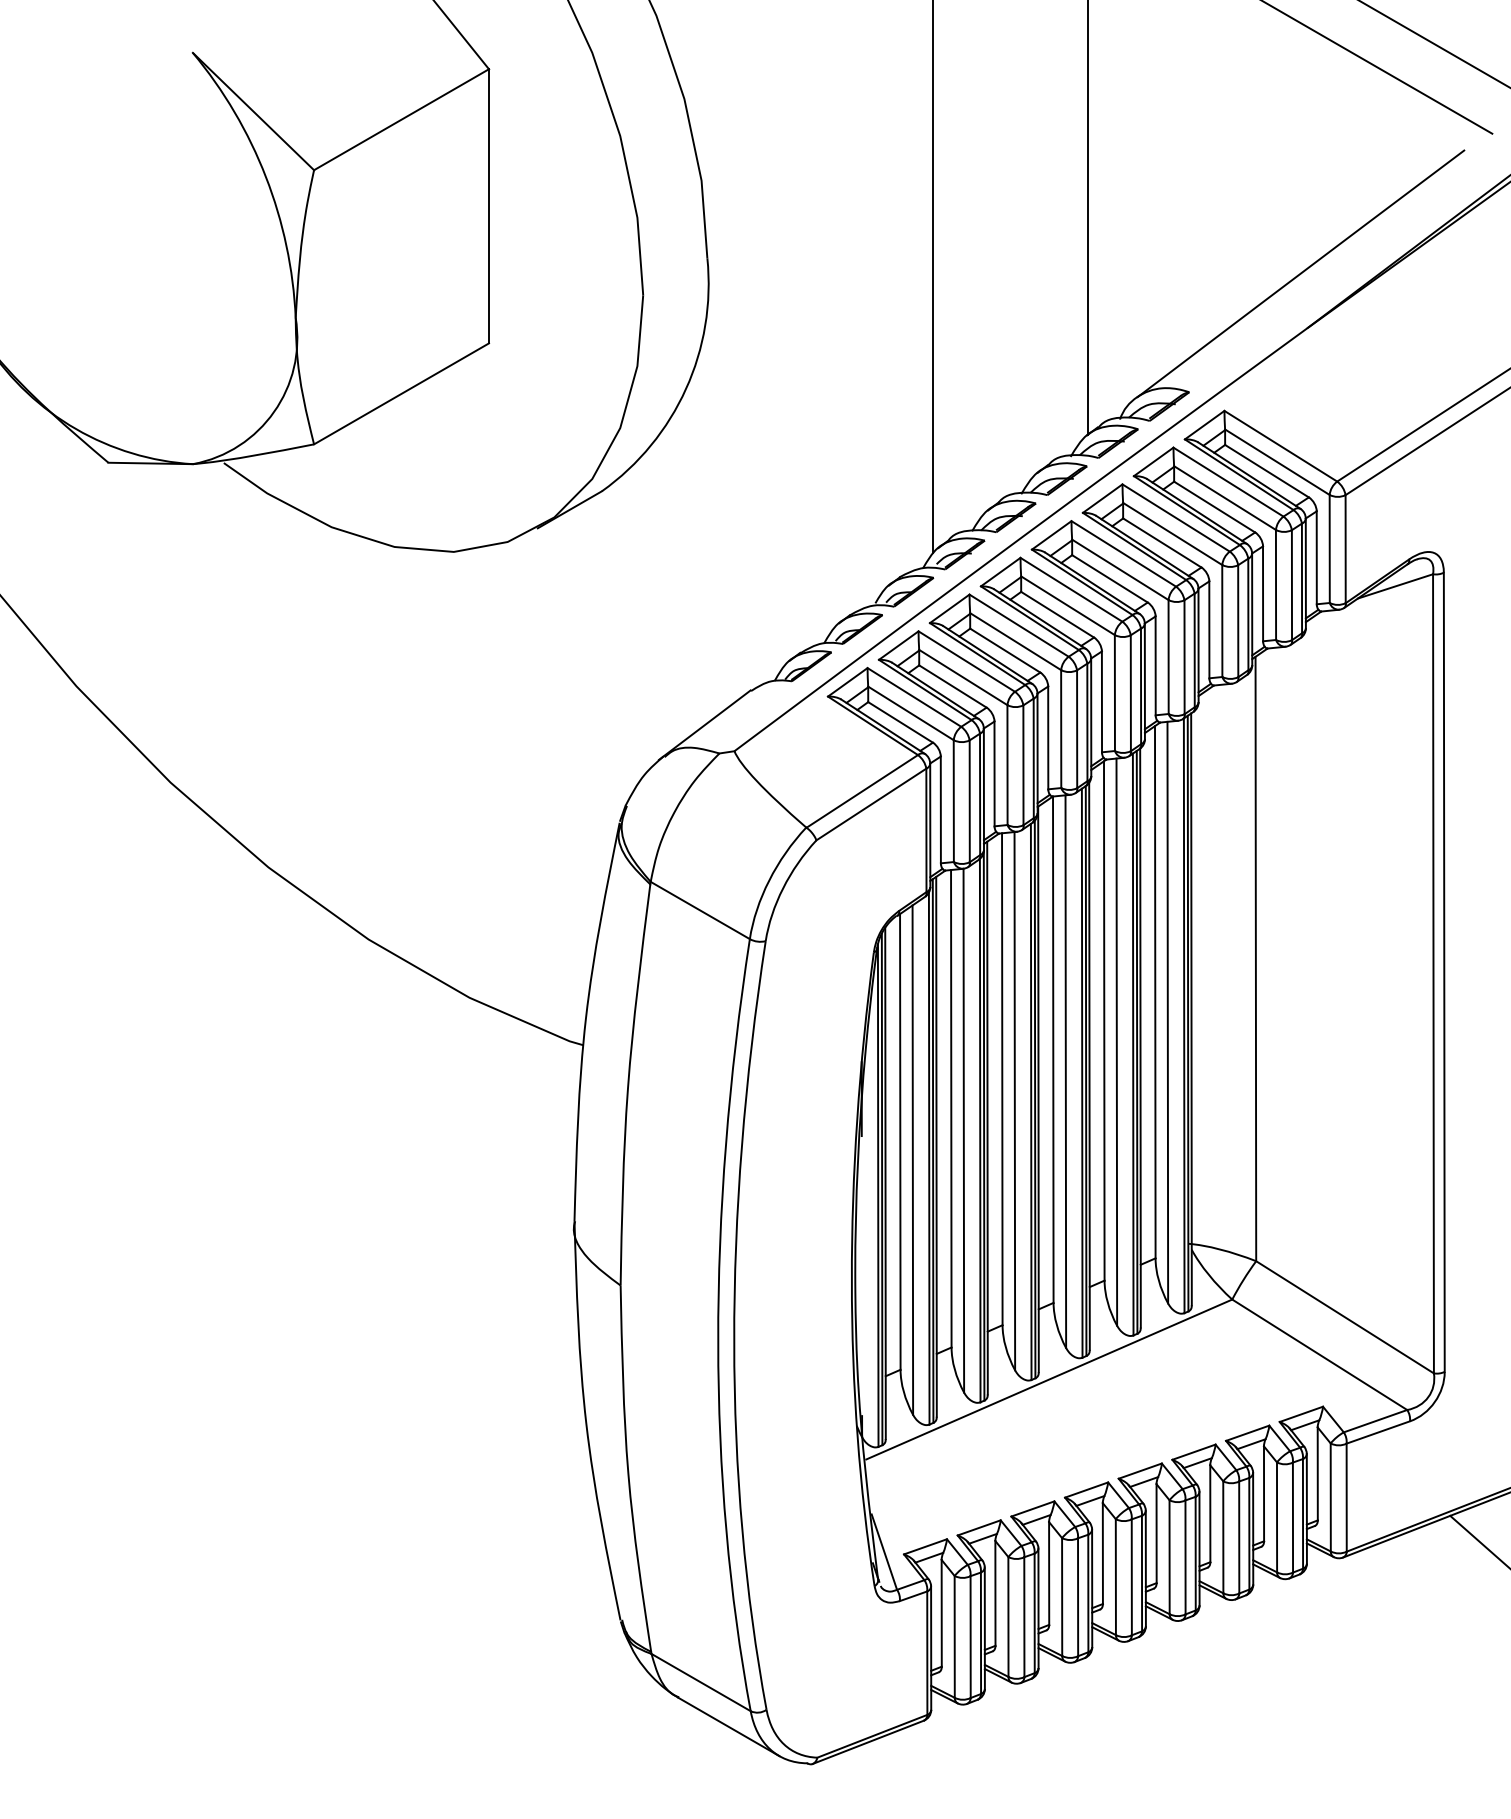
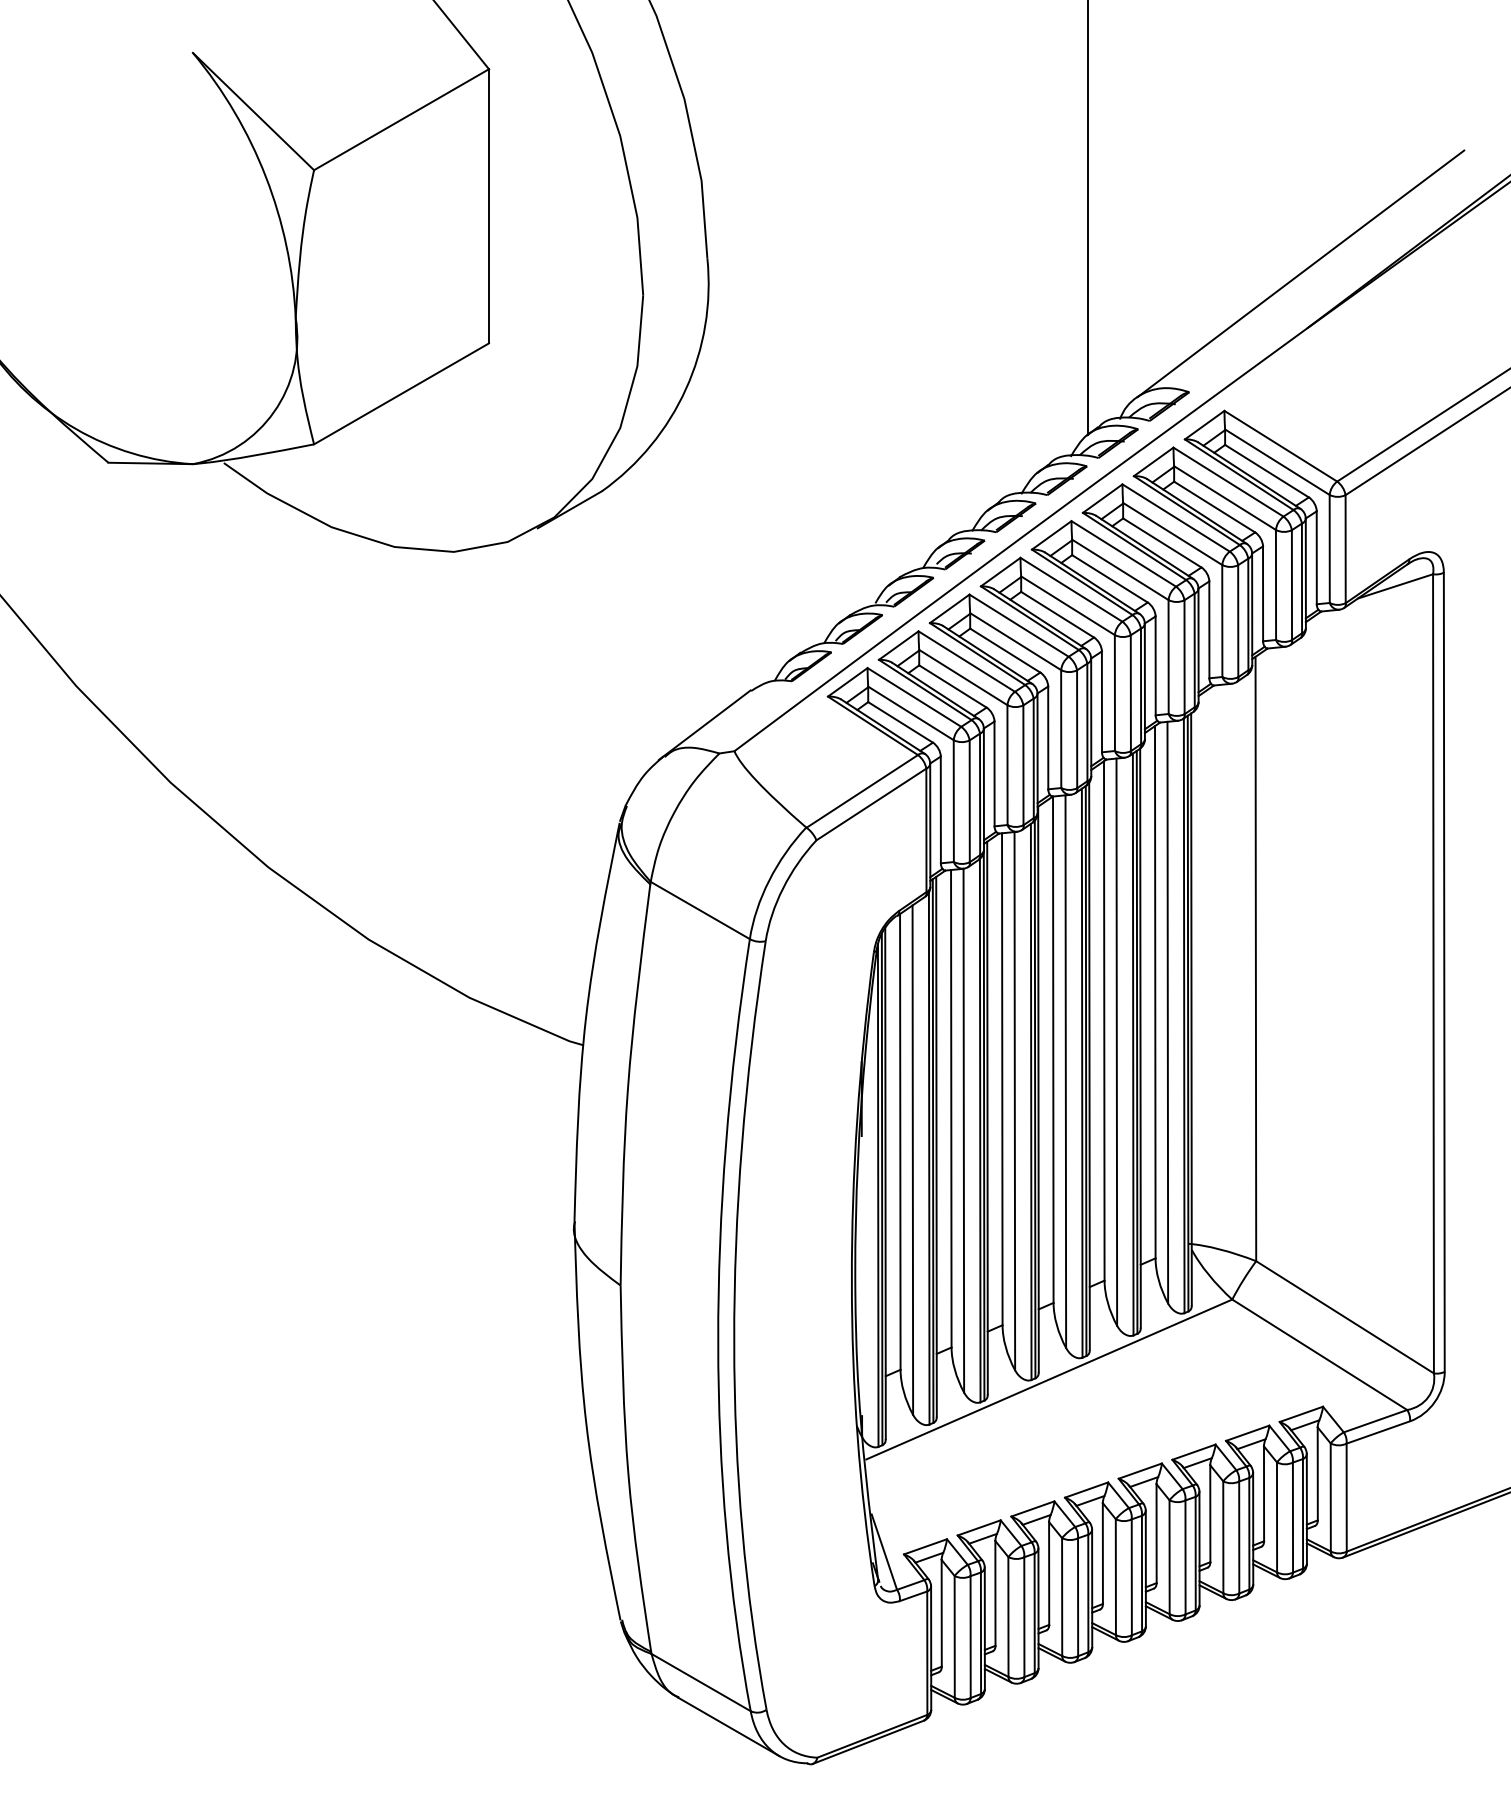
line: present -> none (1434, 44)
line: present -> none (1378, 67)
line: present -> none (933, 277)
line: present -> none (1478, 1540)
